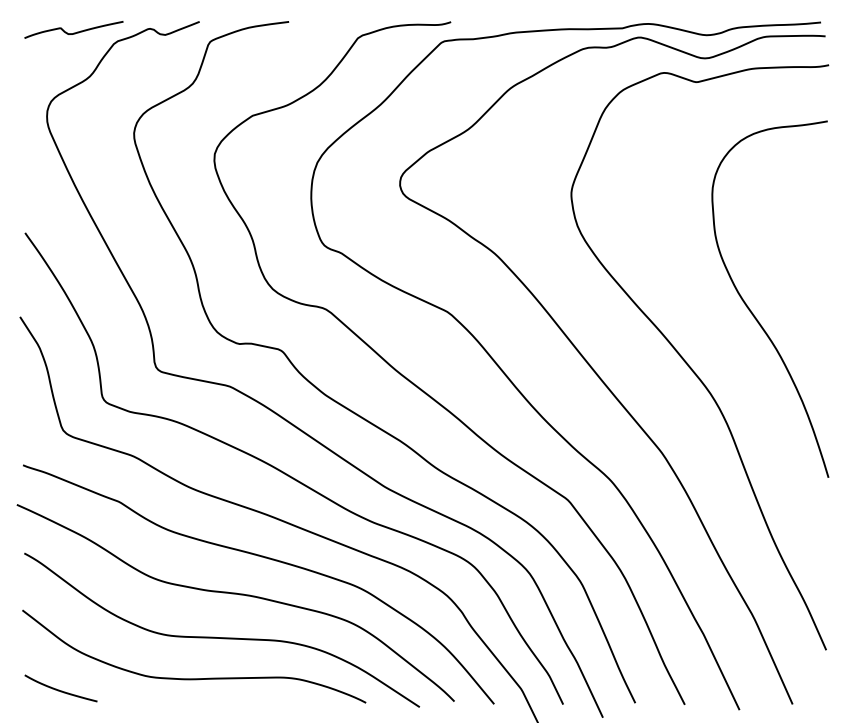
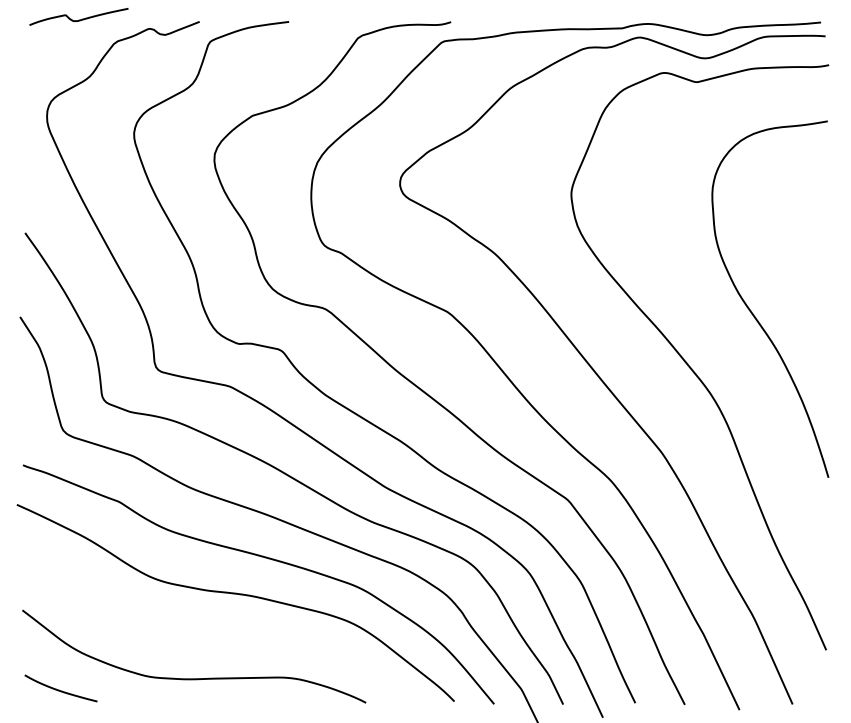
curve position: (73, 32) -> (78, 19) (78, 19)
curve: present -> none (222, 637)
